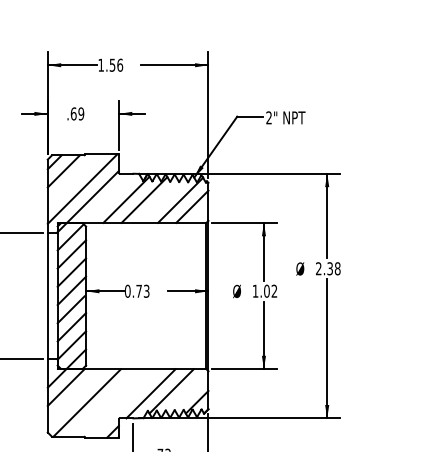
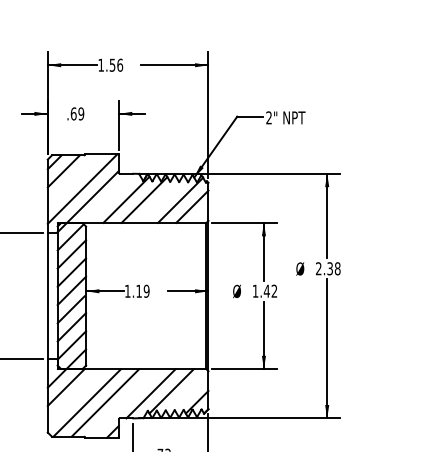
text: 0.73 -> 1.19 (136, 290)
text: 1.02 -> 1.42 (266, 290)
line: none -> present (105, 402)
